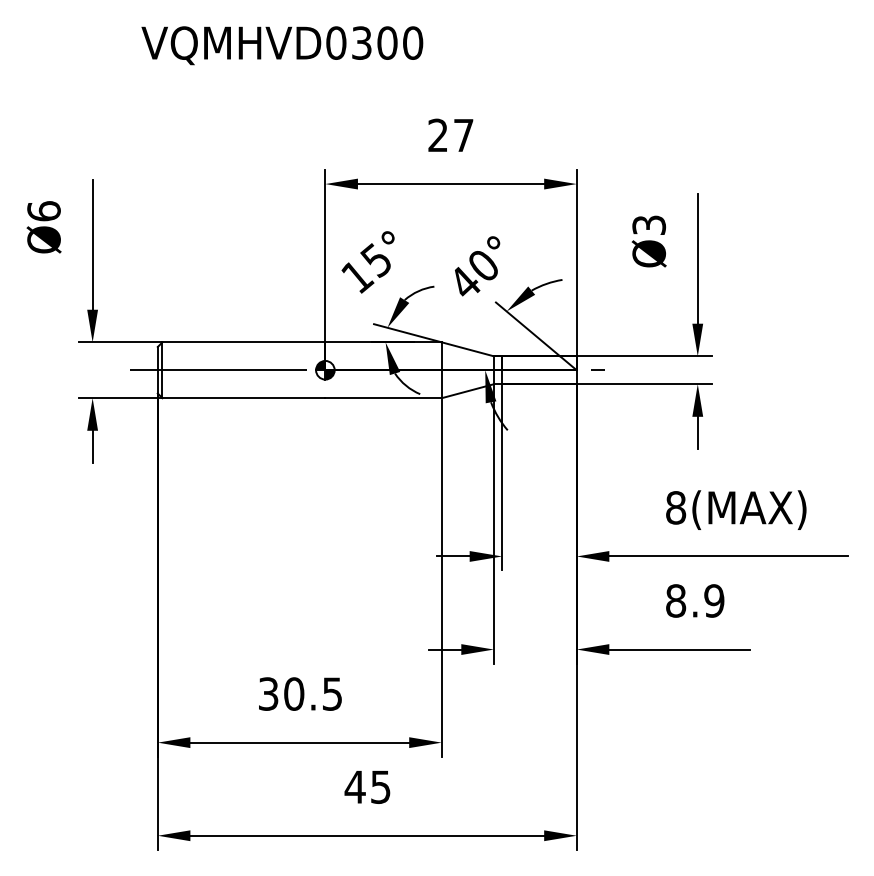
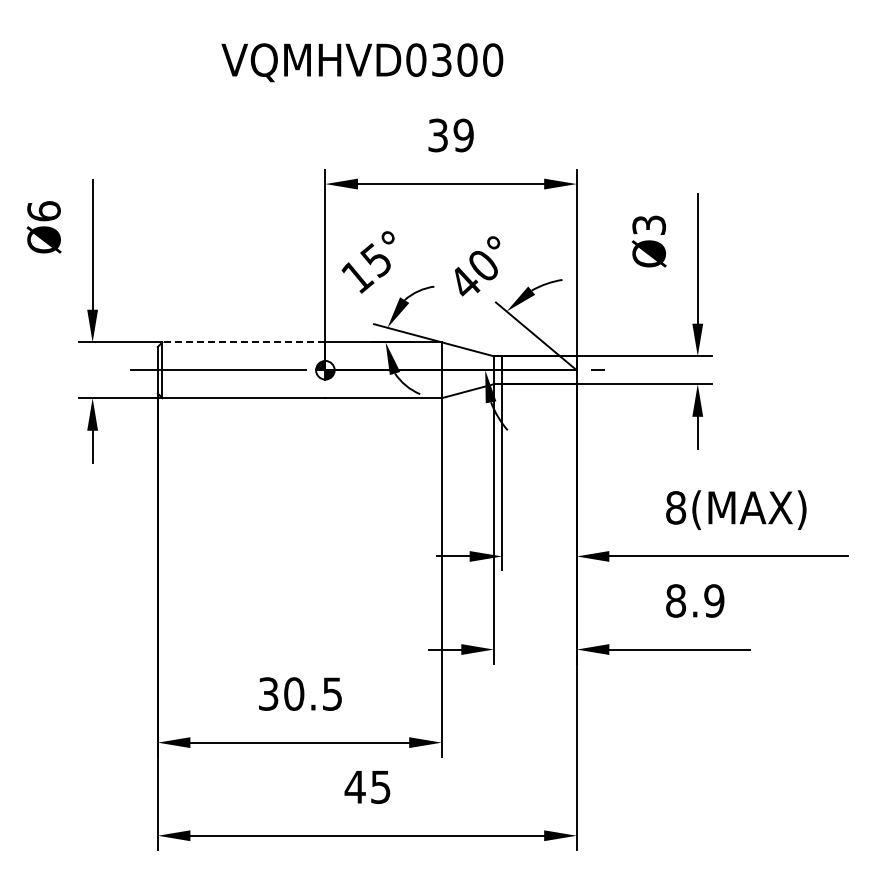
text position: (282, 45) -> (362, 62) (362, 62)
text: 27 -> 39 (450, 135)
line: solid -> dashed (243, 342)
